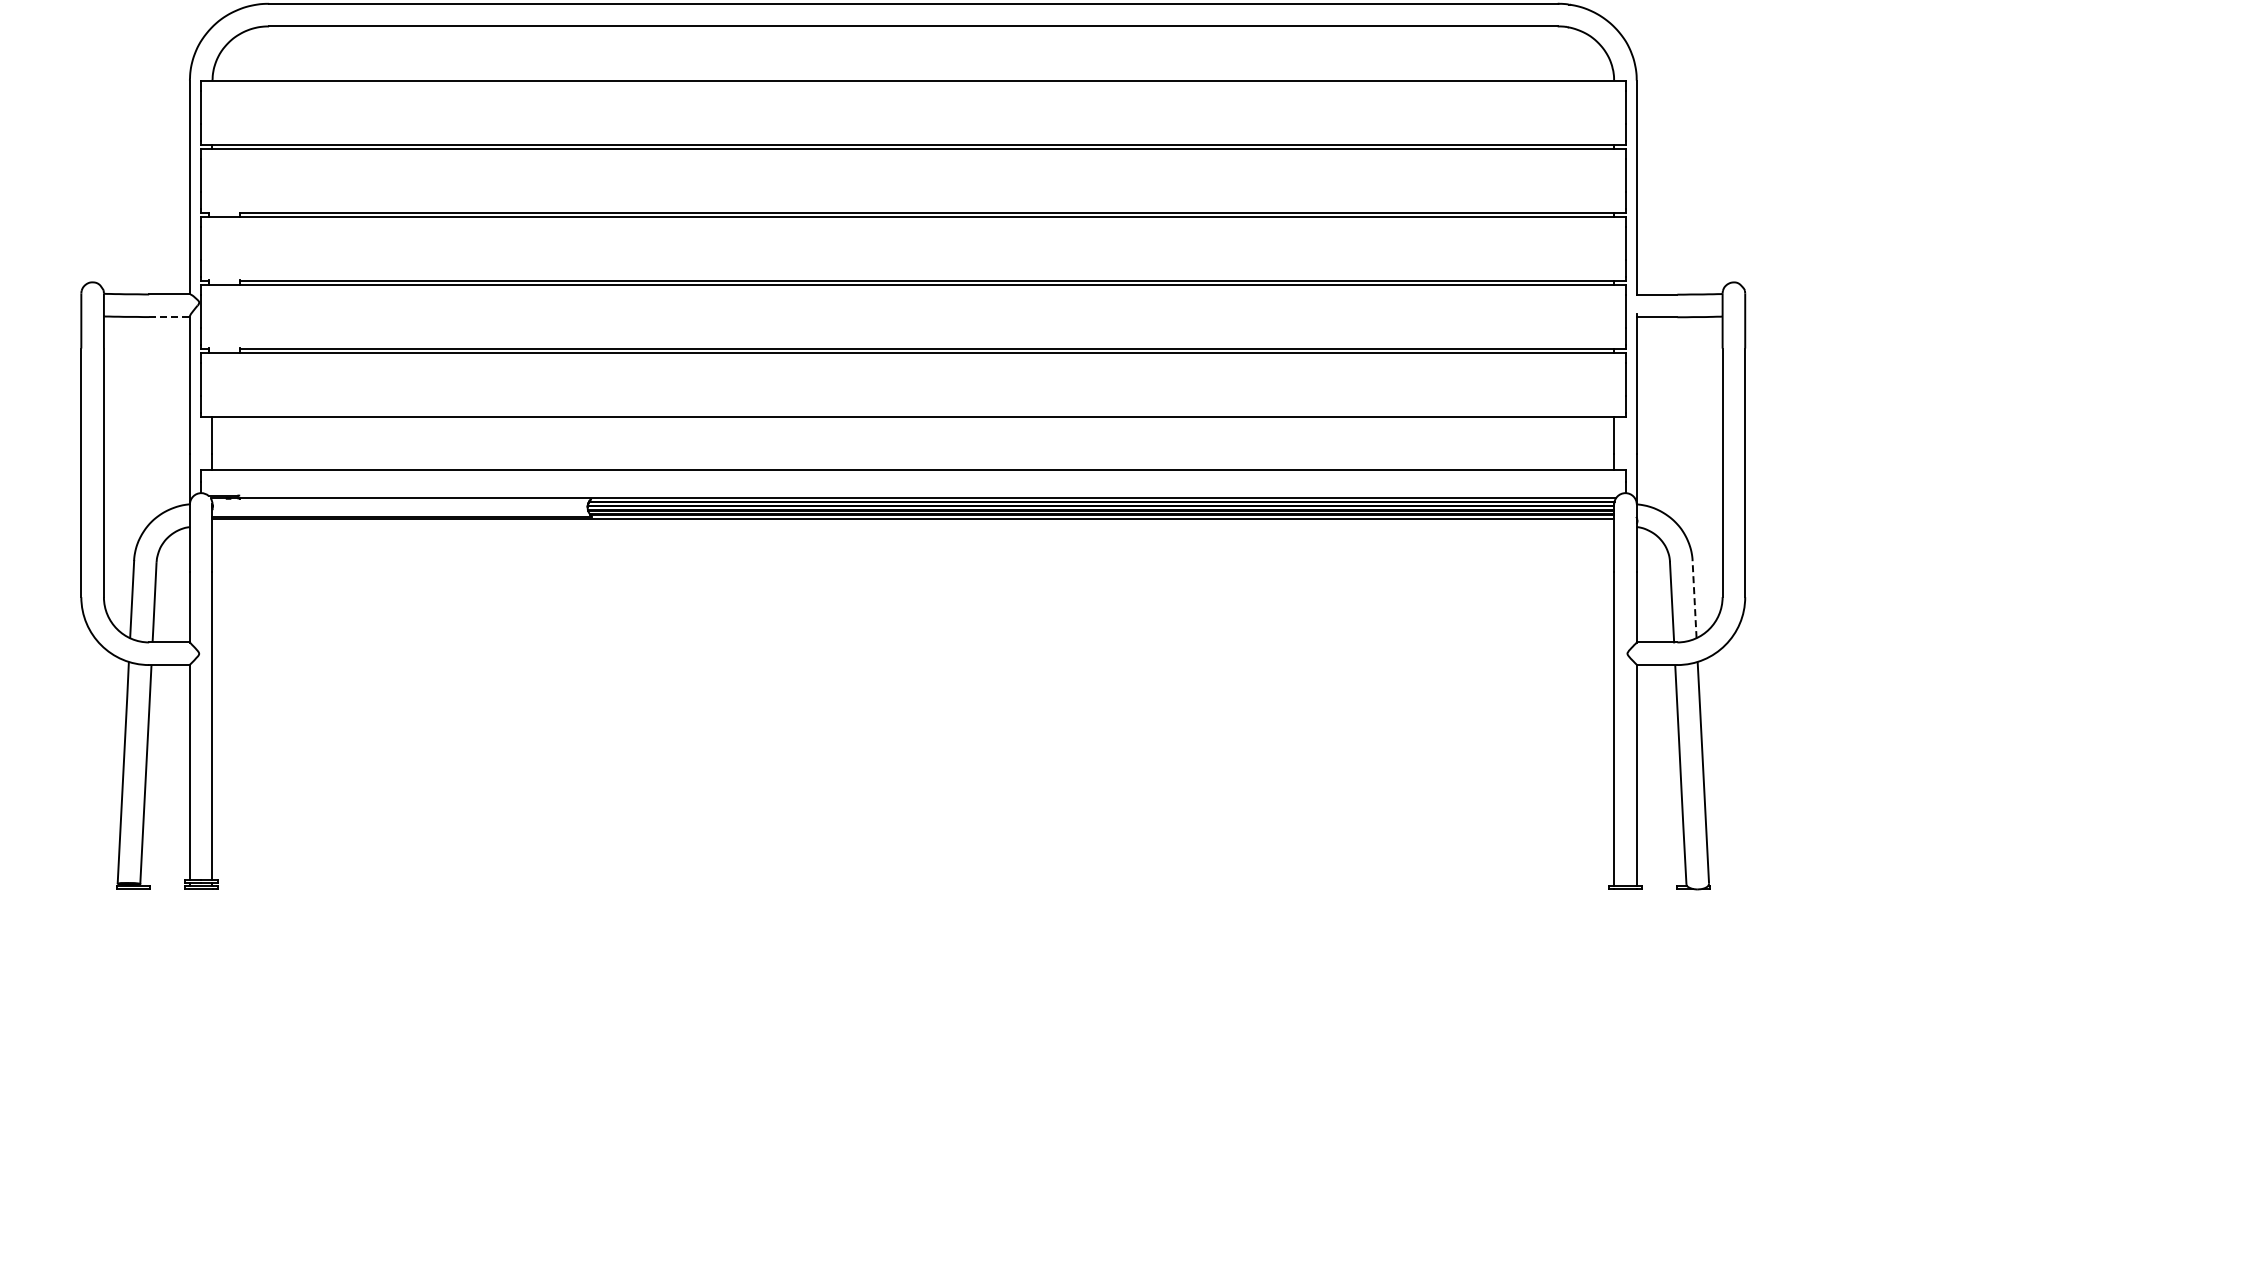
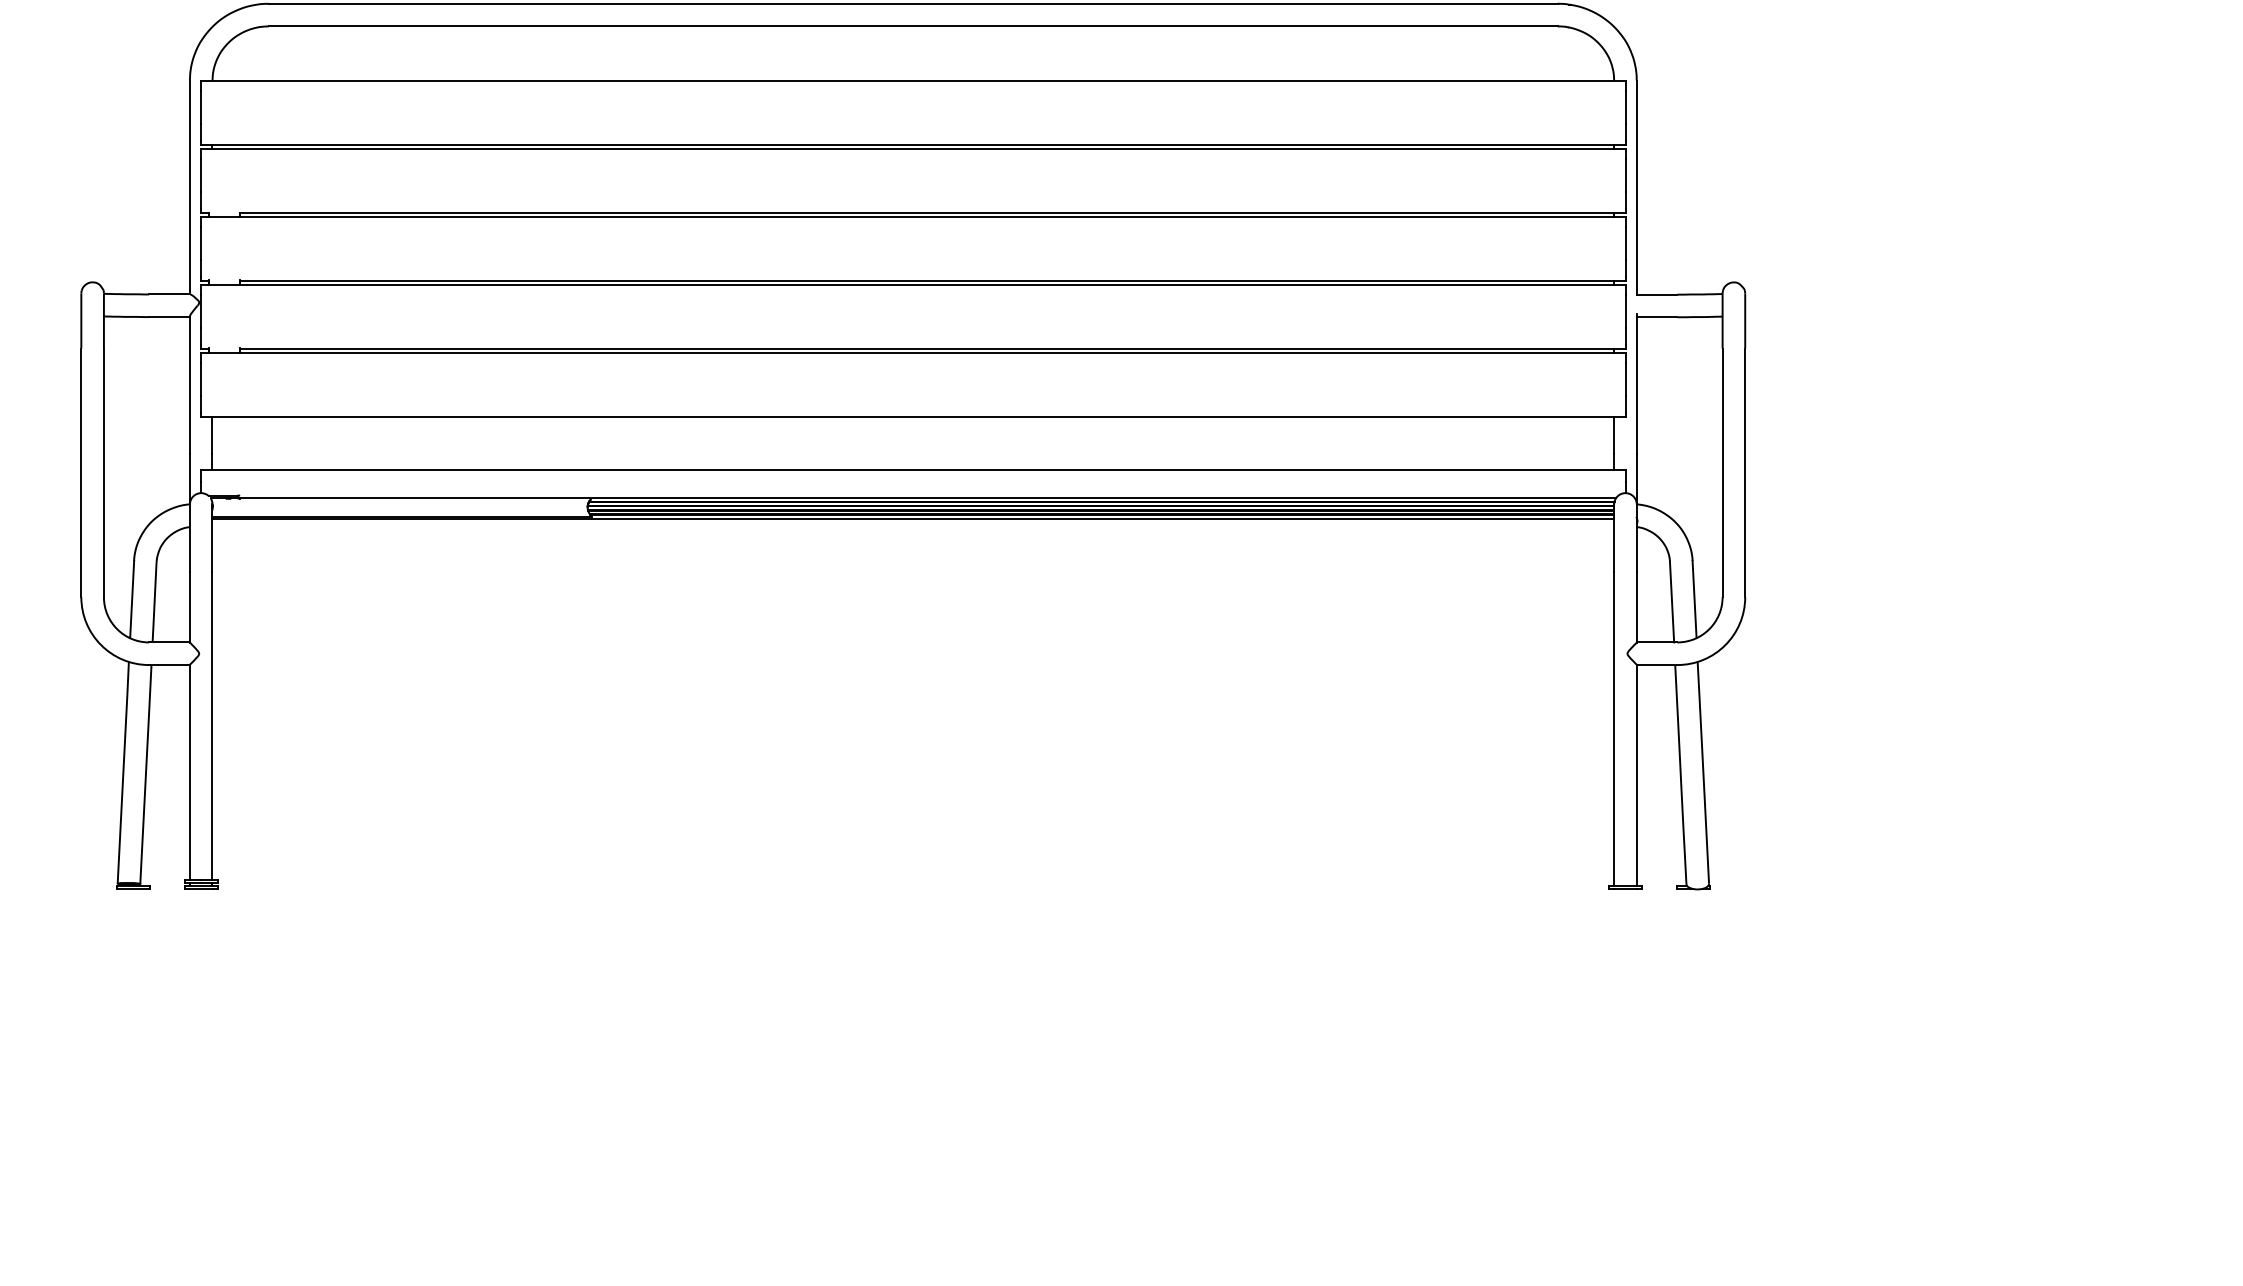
line: dashed -> solid (170, 317)
line: dashed -> solid (1694, 599)
